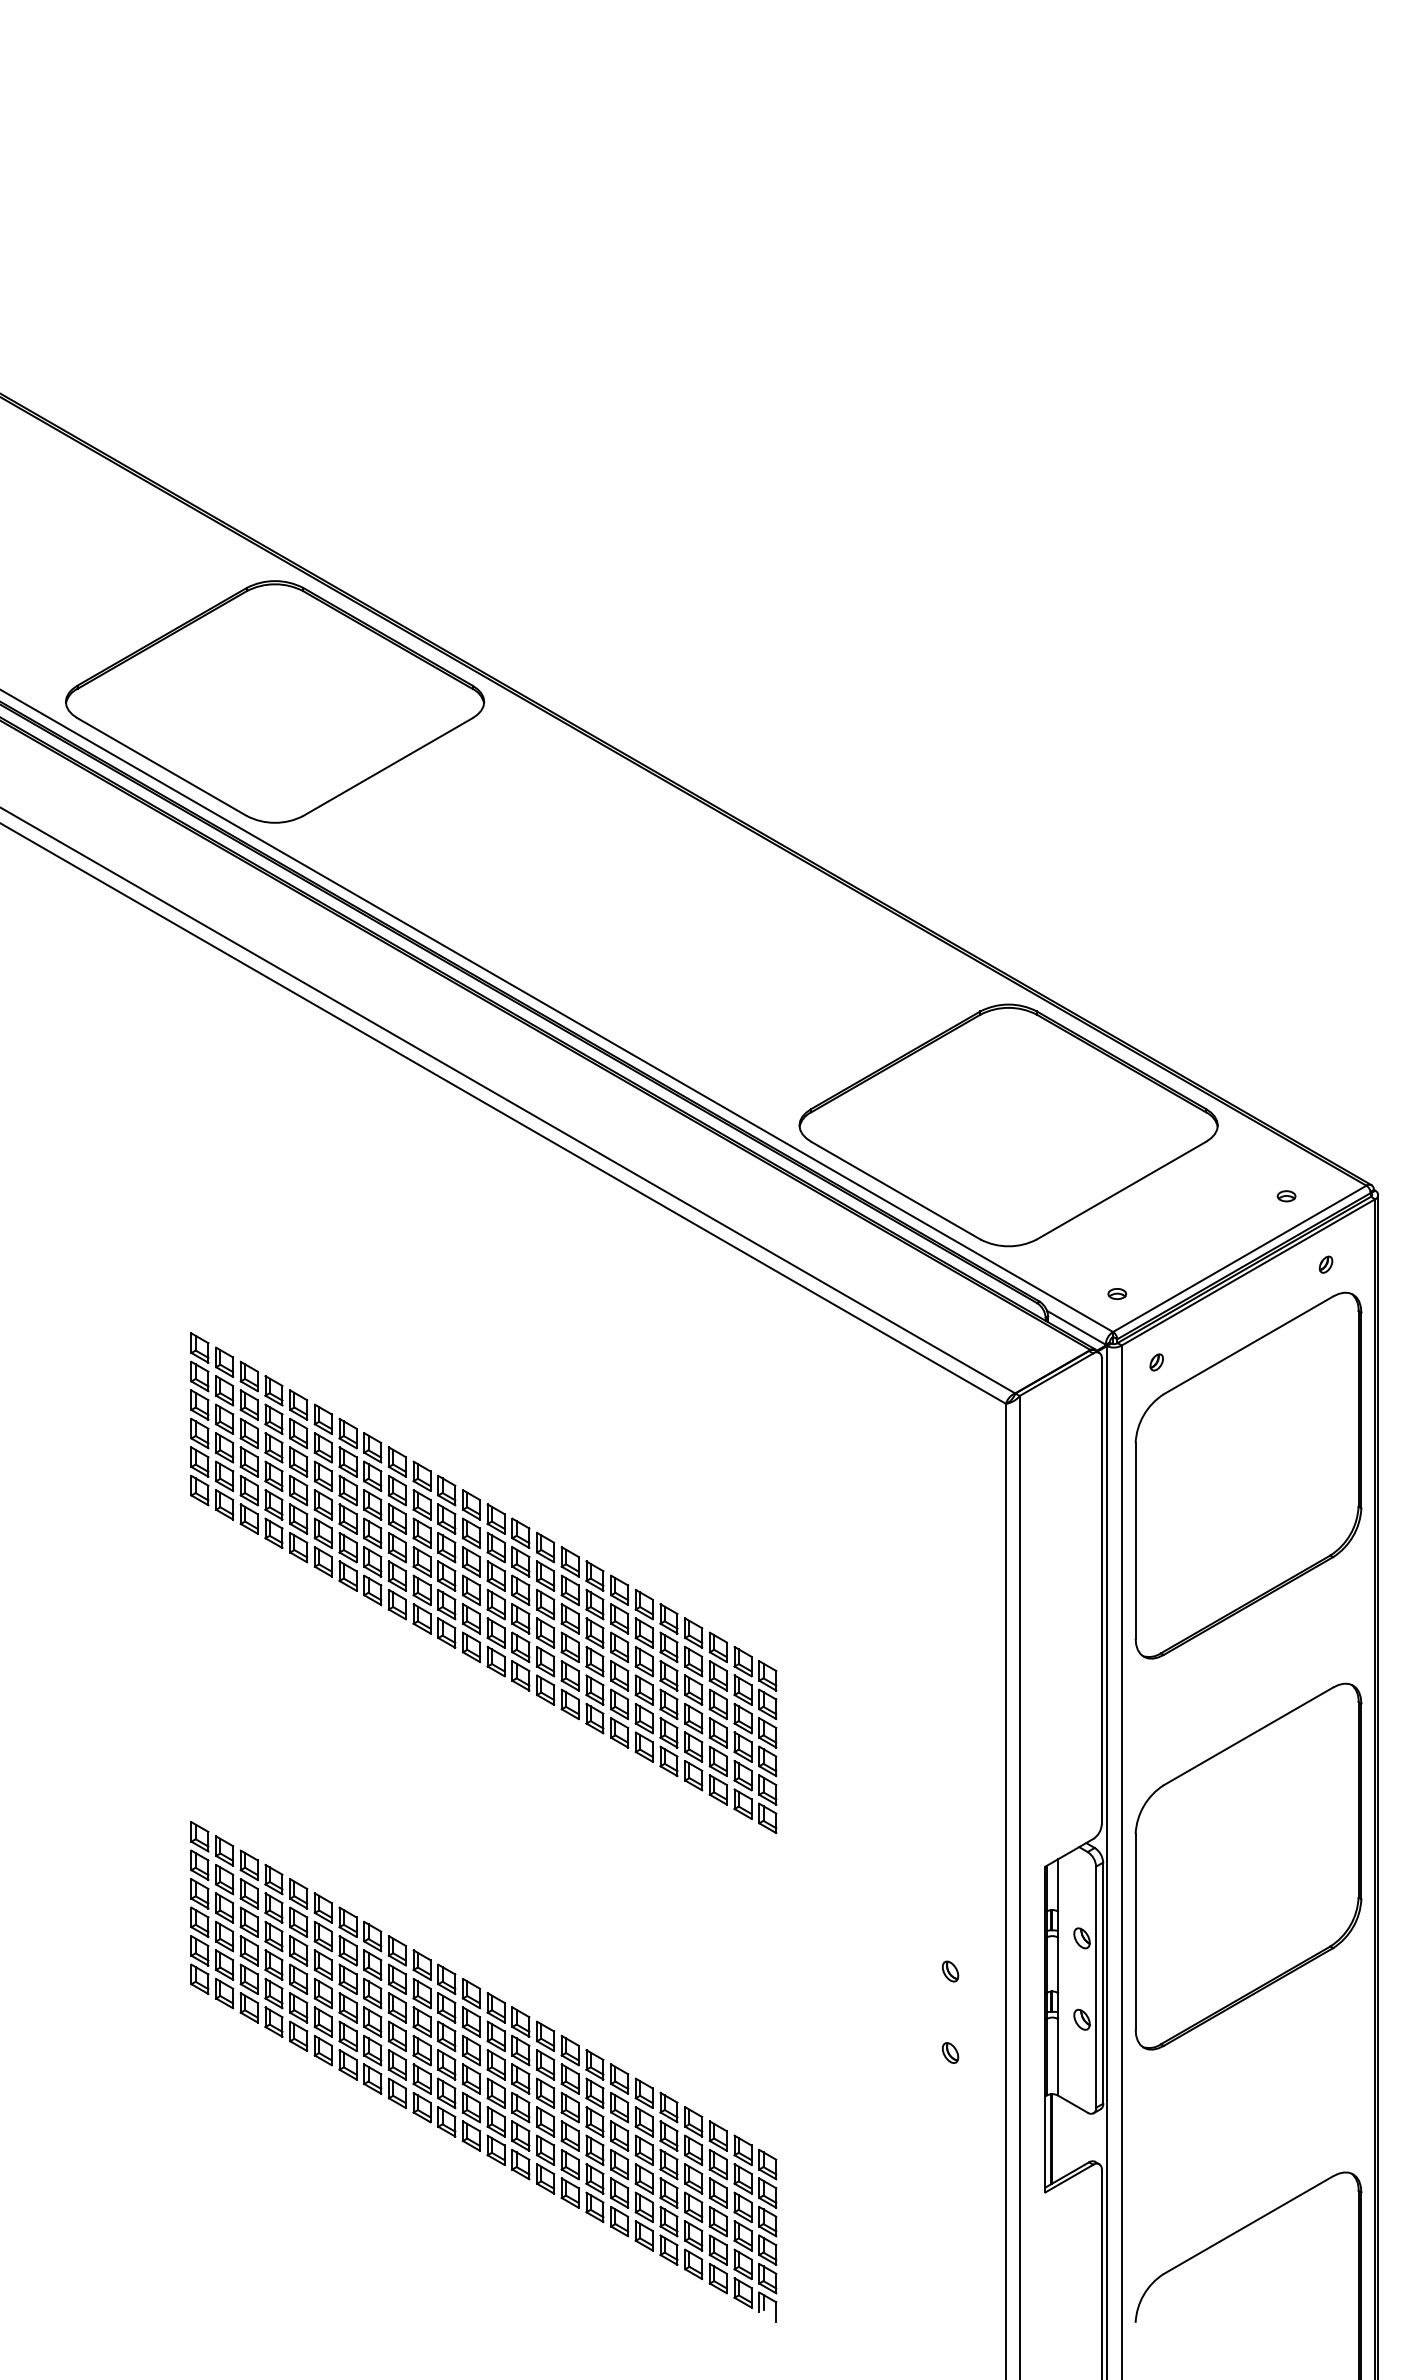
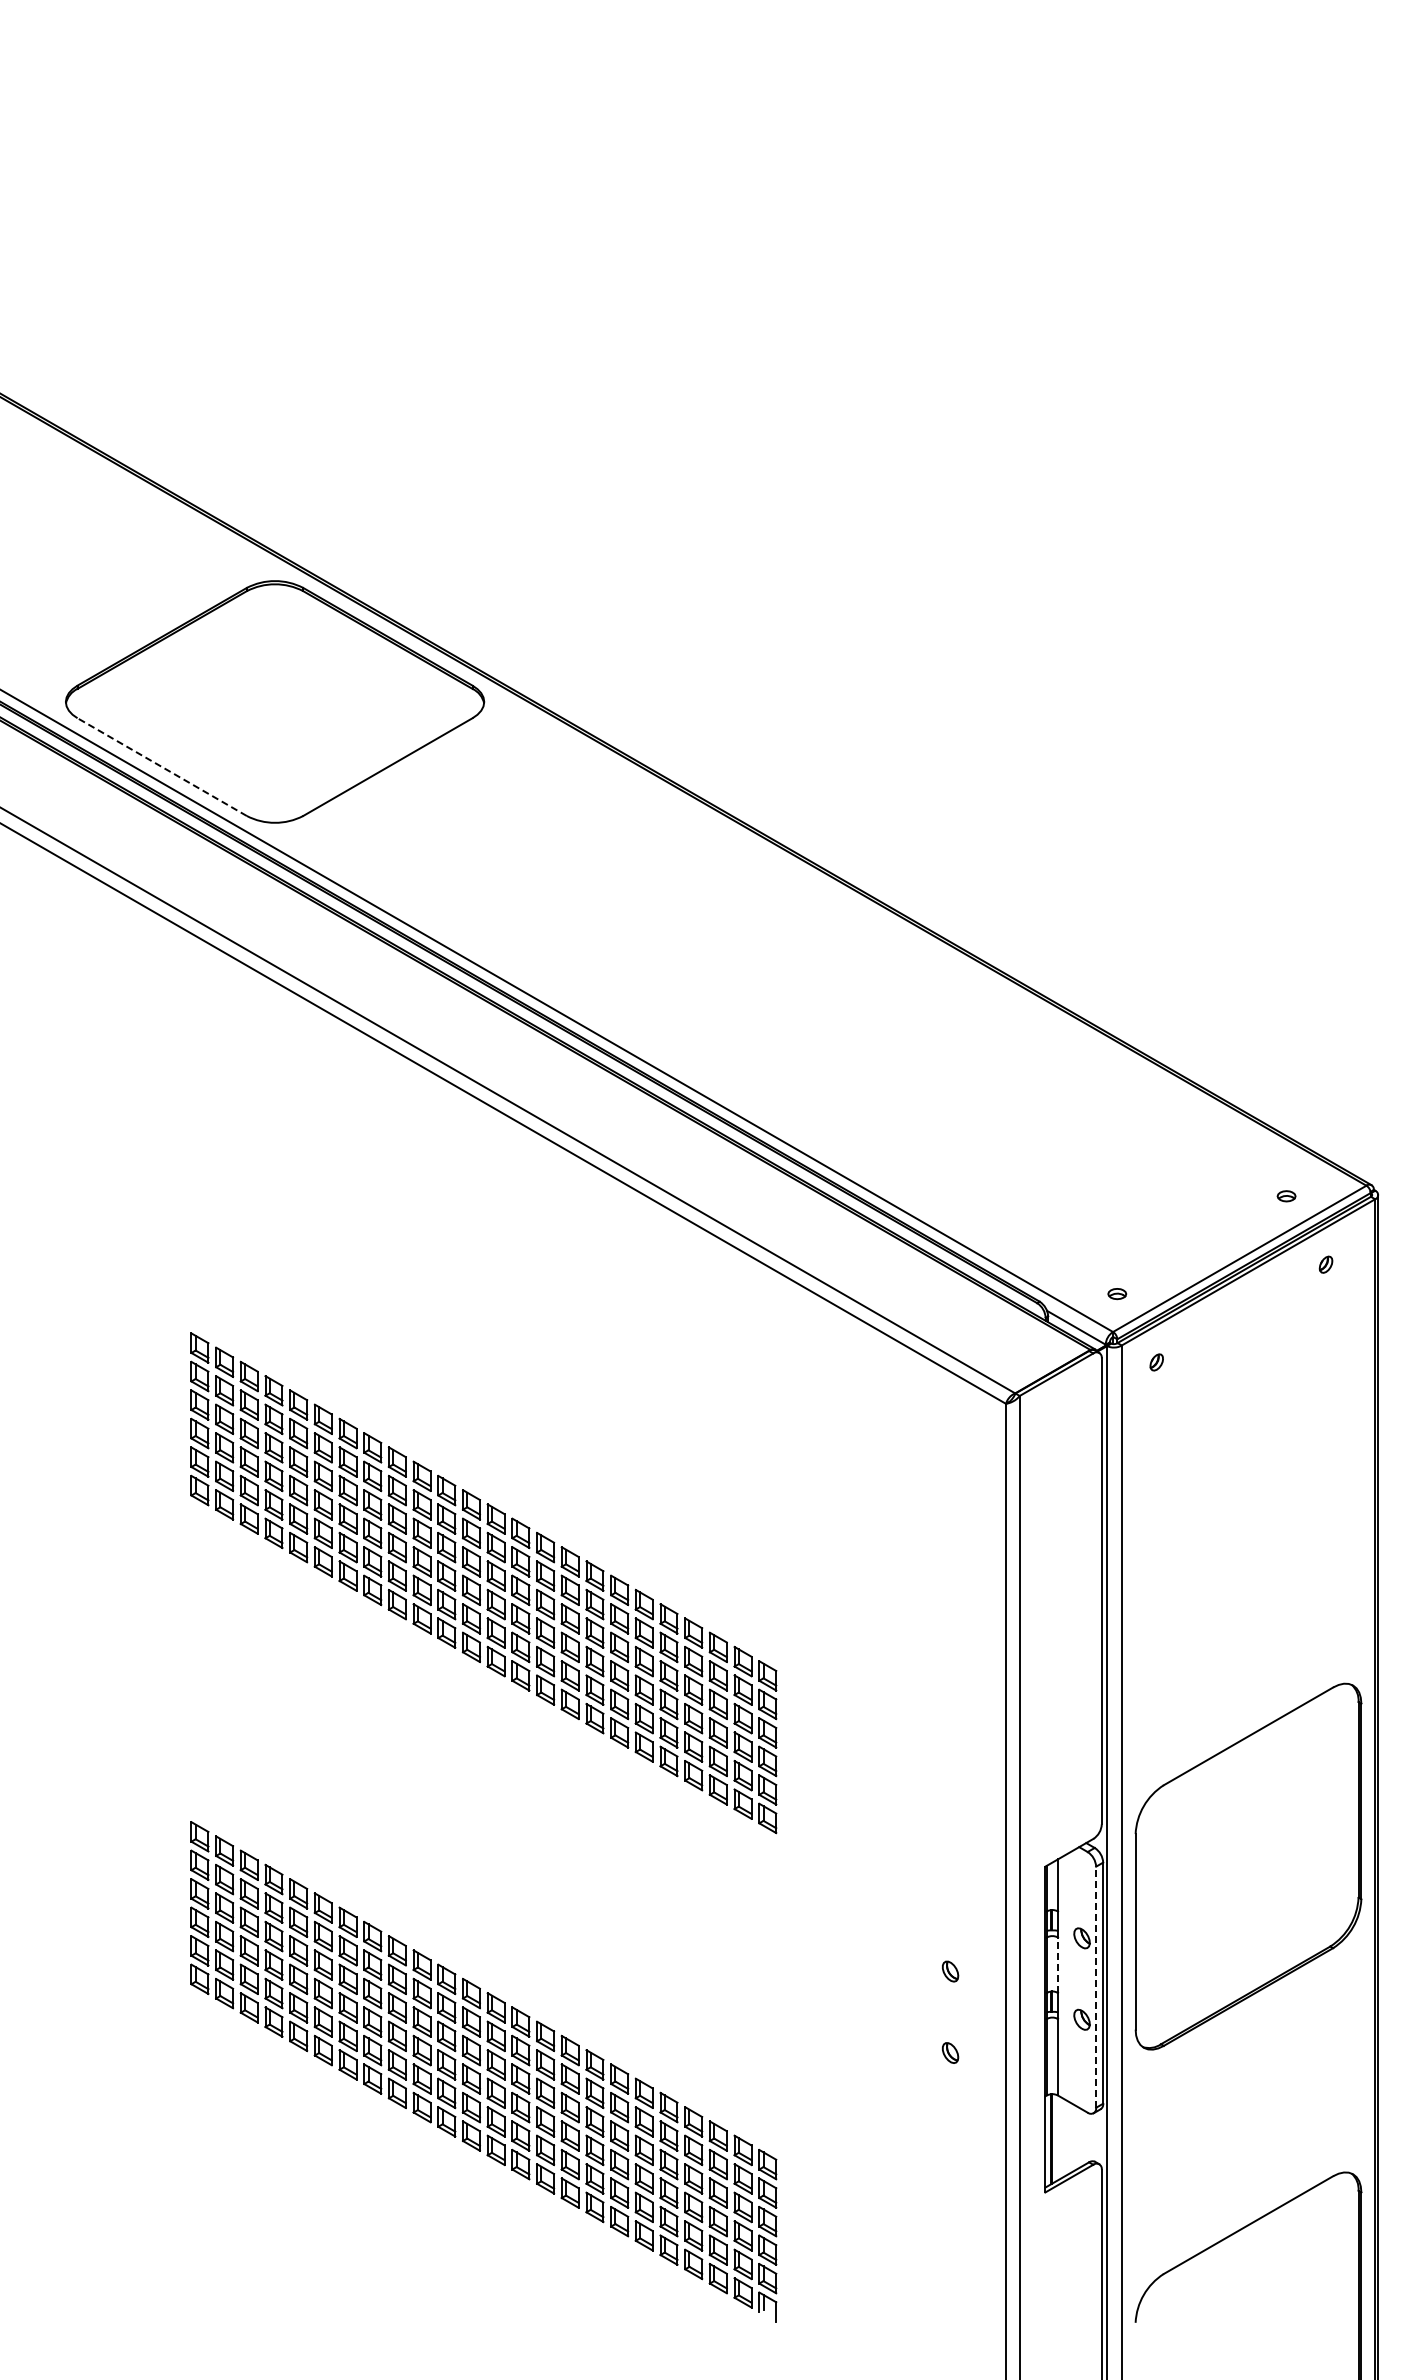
line: solid -> dashed (162, 767)
part: present -> none (1008, 1125)
part: present -> none (1248, 1475)
line: solid -> dashed (1057, 1965)
line: solid -> dashed (1096, 1987)
